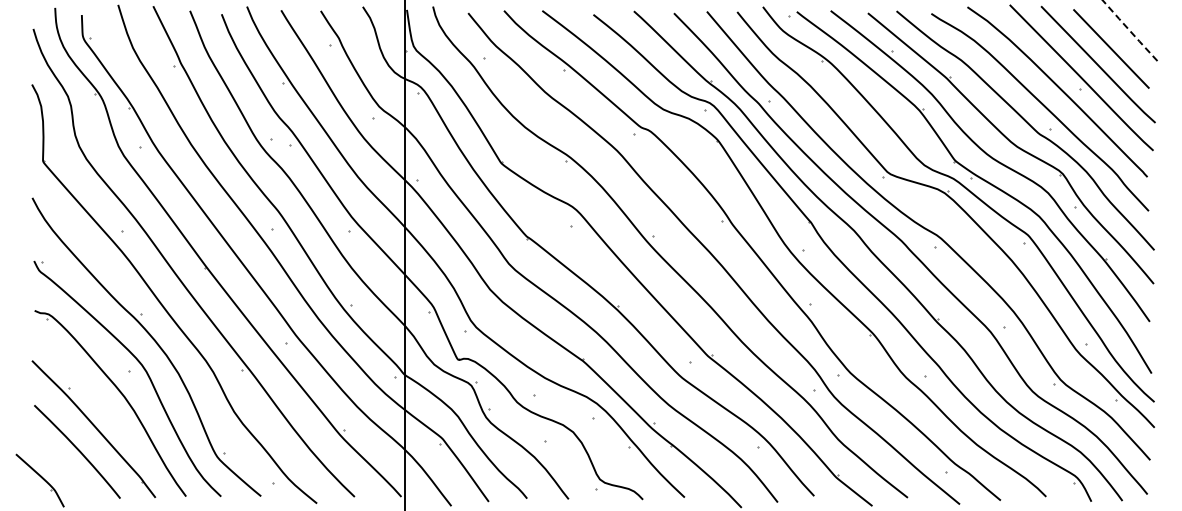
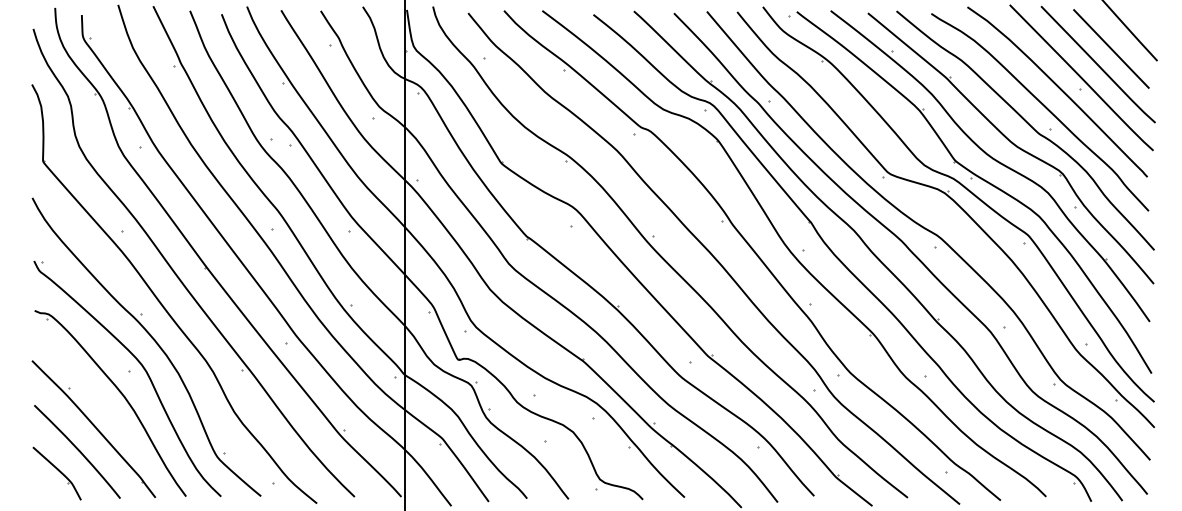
line: dashed -> solid (1129, 30)
part position: (39, 480) -> (56, 473) (56, 473)
